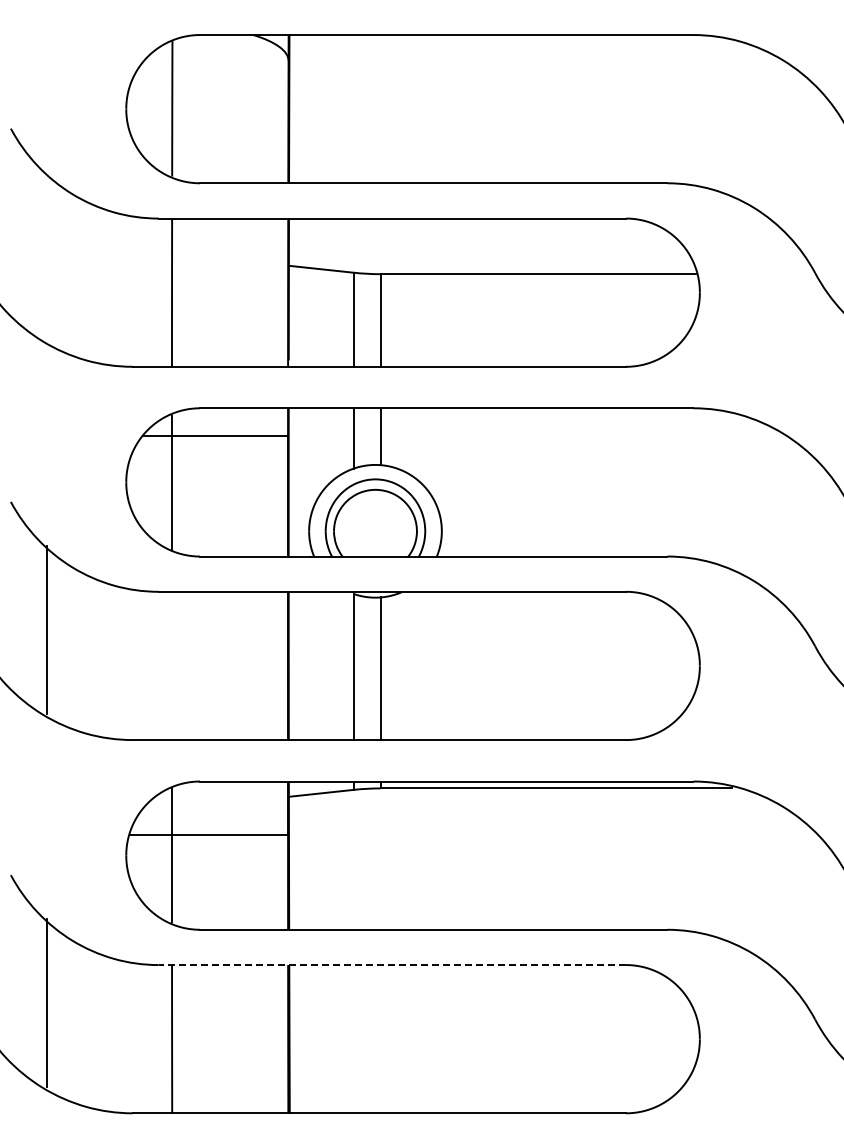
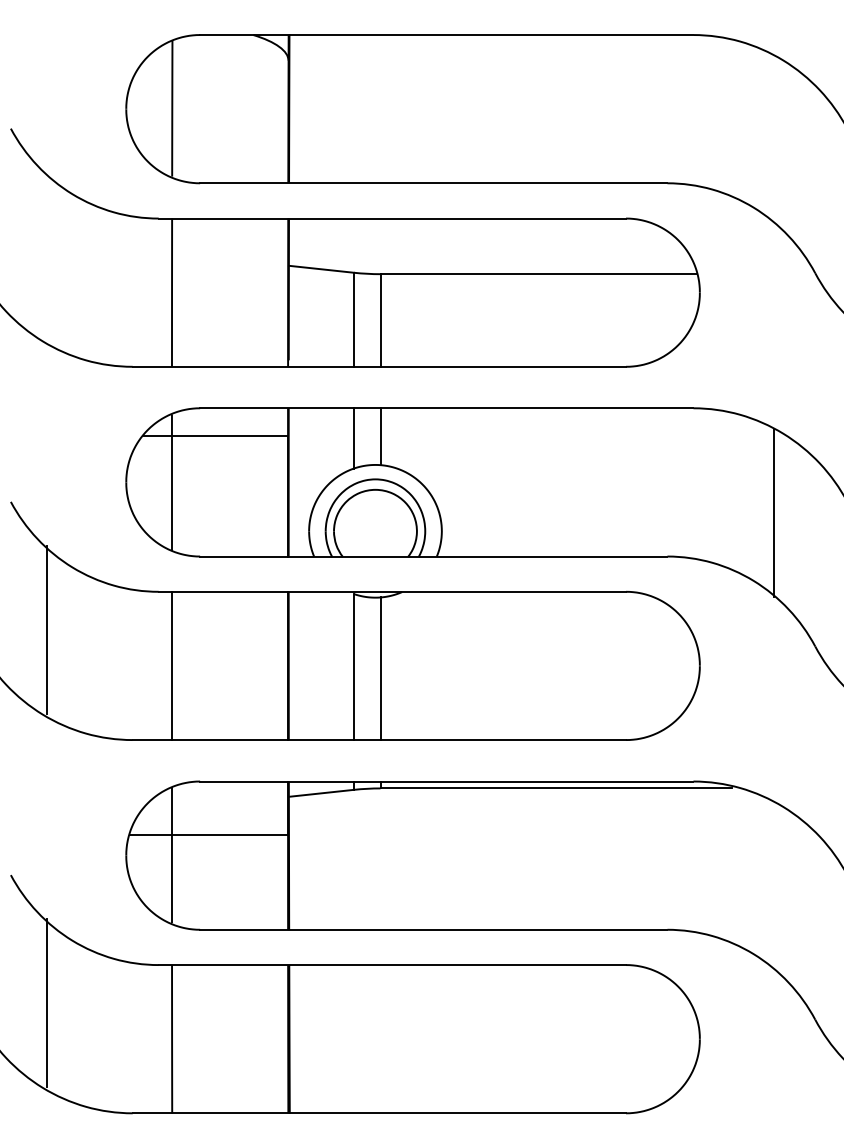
line: none -> present (773, 512)
line: none -> present (171, 665)
line: dashed -> solid (392, 965)
